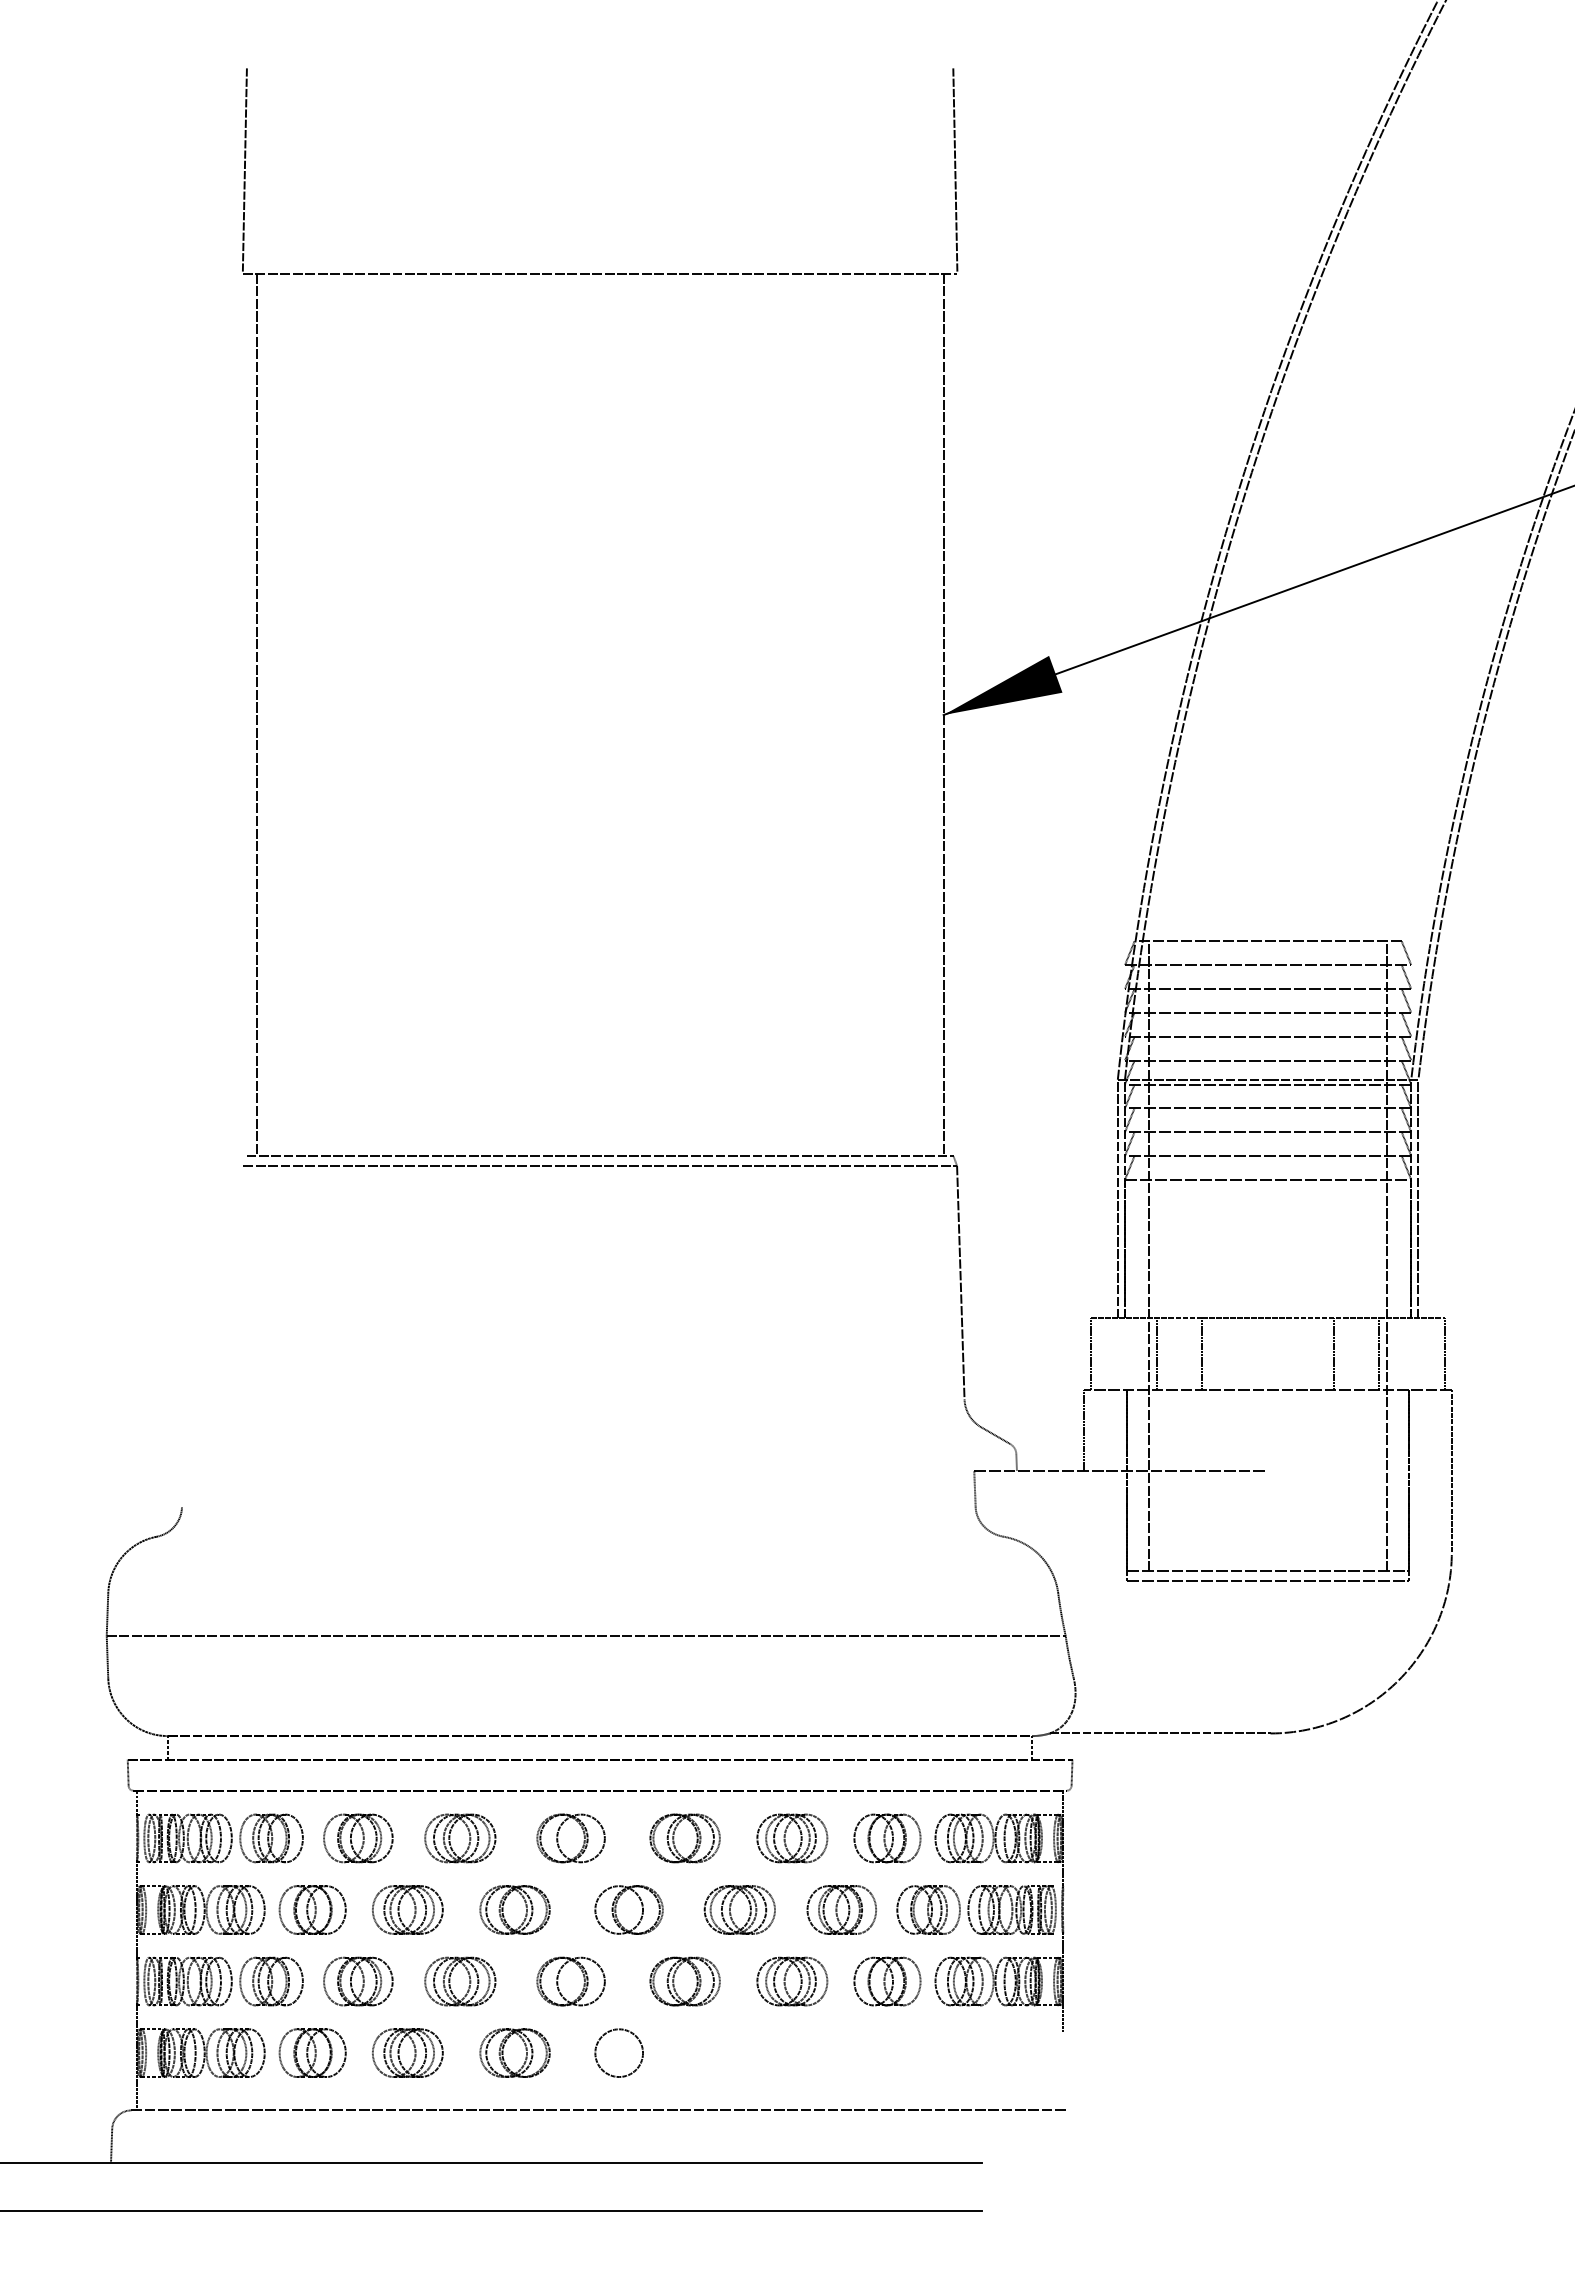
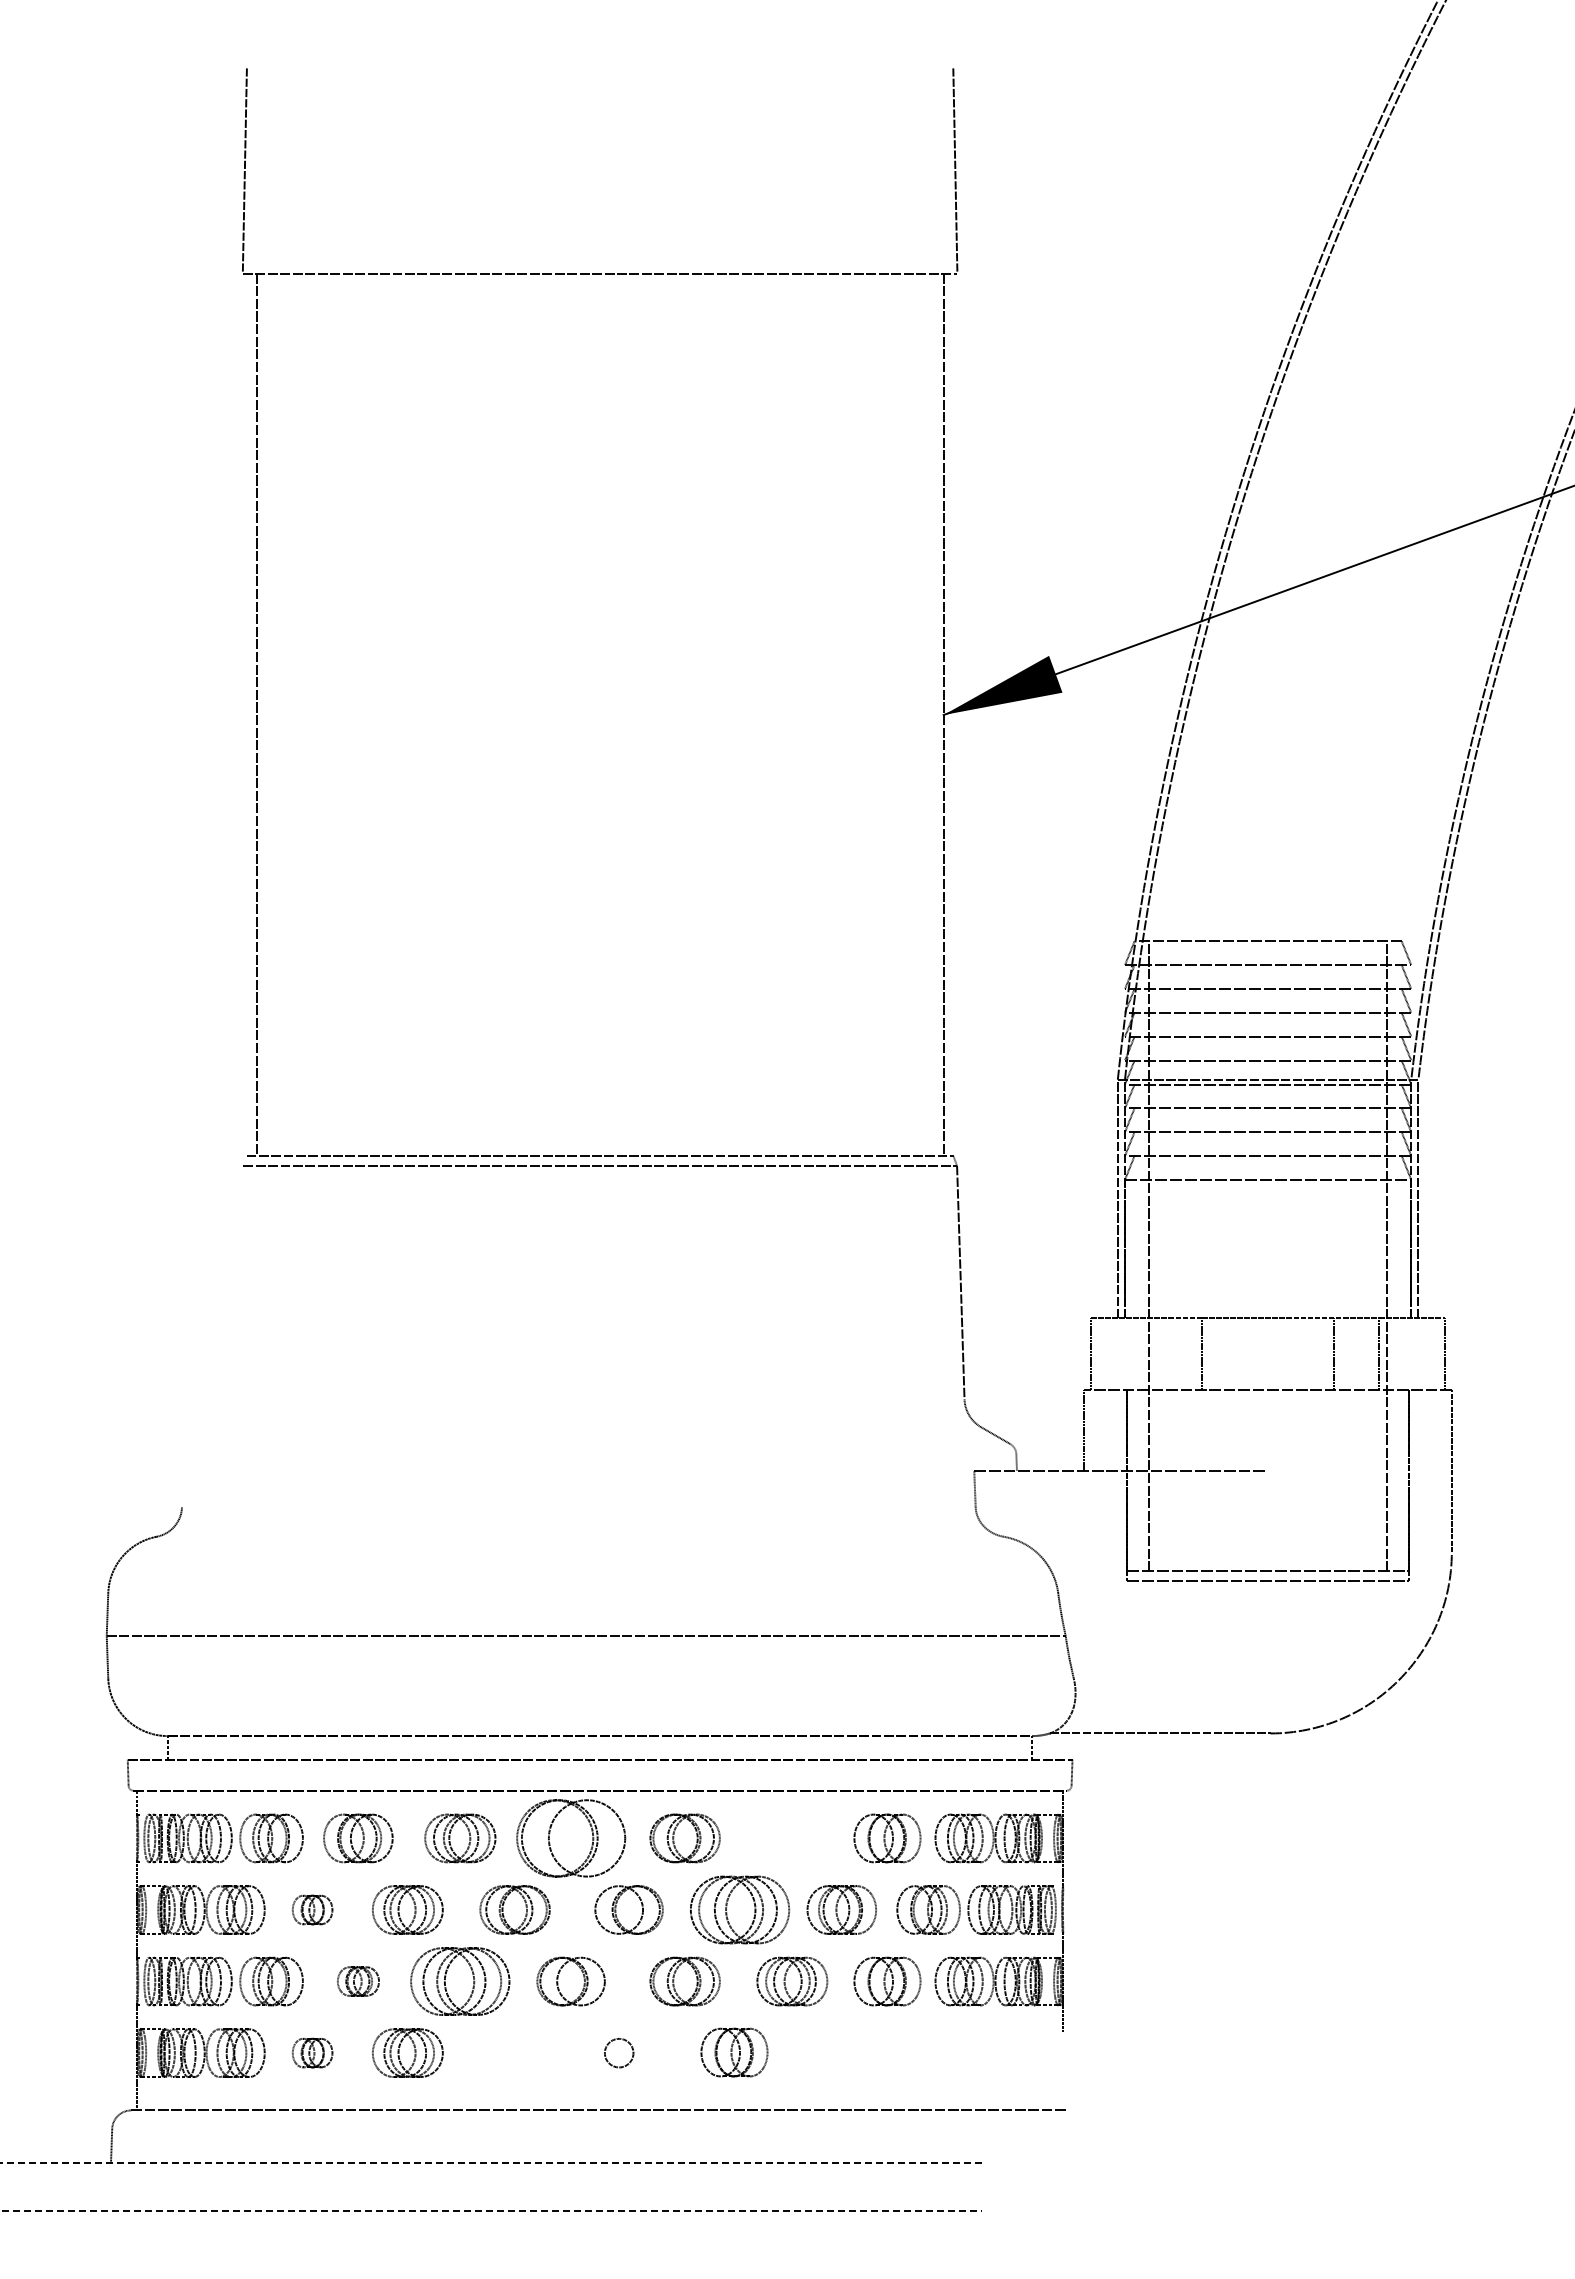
line: present -> none (1157, 1353)
part size: 70x51 px -> 111x79 px (571, 1838)
part: present -> none (792, 1838)
part size: 69x50 px -> 43x32 px (312, 1909)
part size: 73x50 px -> 101x70 px (740, 1909)
part size: 71x51 px -> 43x31 px (358, 1981)
part size: 73x51 px -> 101x69 px (460, 1981)
part size: 69x50 px -> 43x32 px (312, 2052)
part: present -> none (514, 2052)
part: none -> present (734, 2052)
circle diameter: 48 px -> 29 px (618, 2052)
line: solid -> dashed (490, 2162)
line: solid -> dashed (491, 2210)
